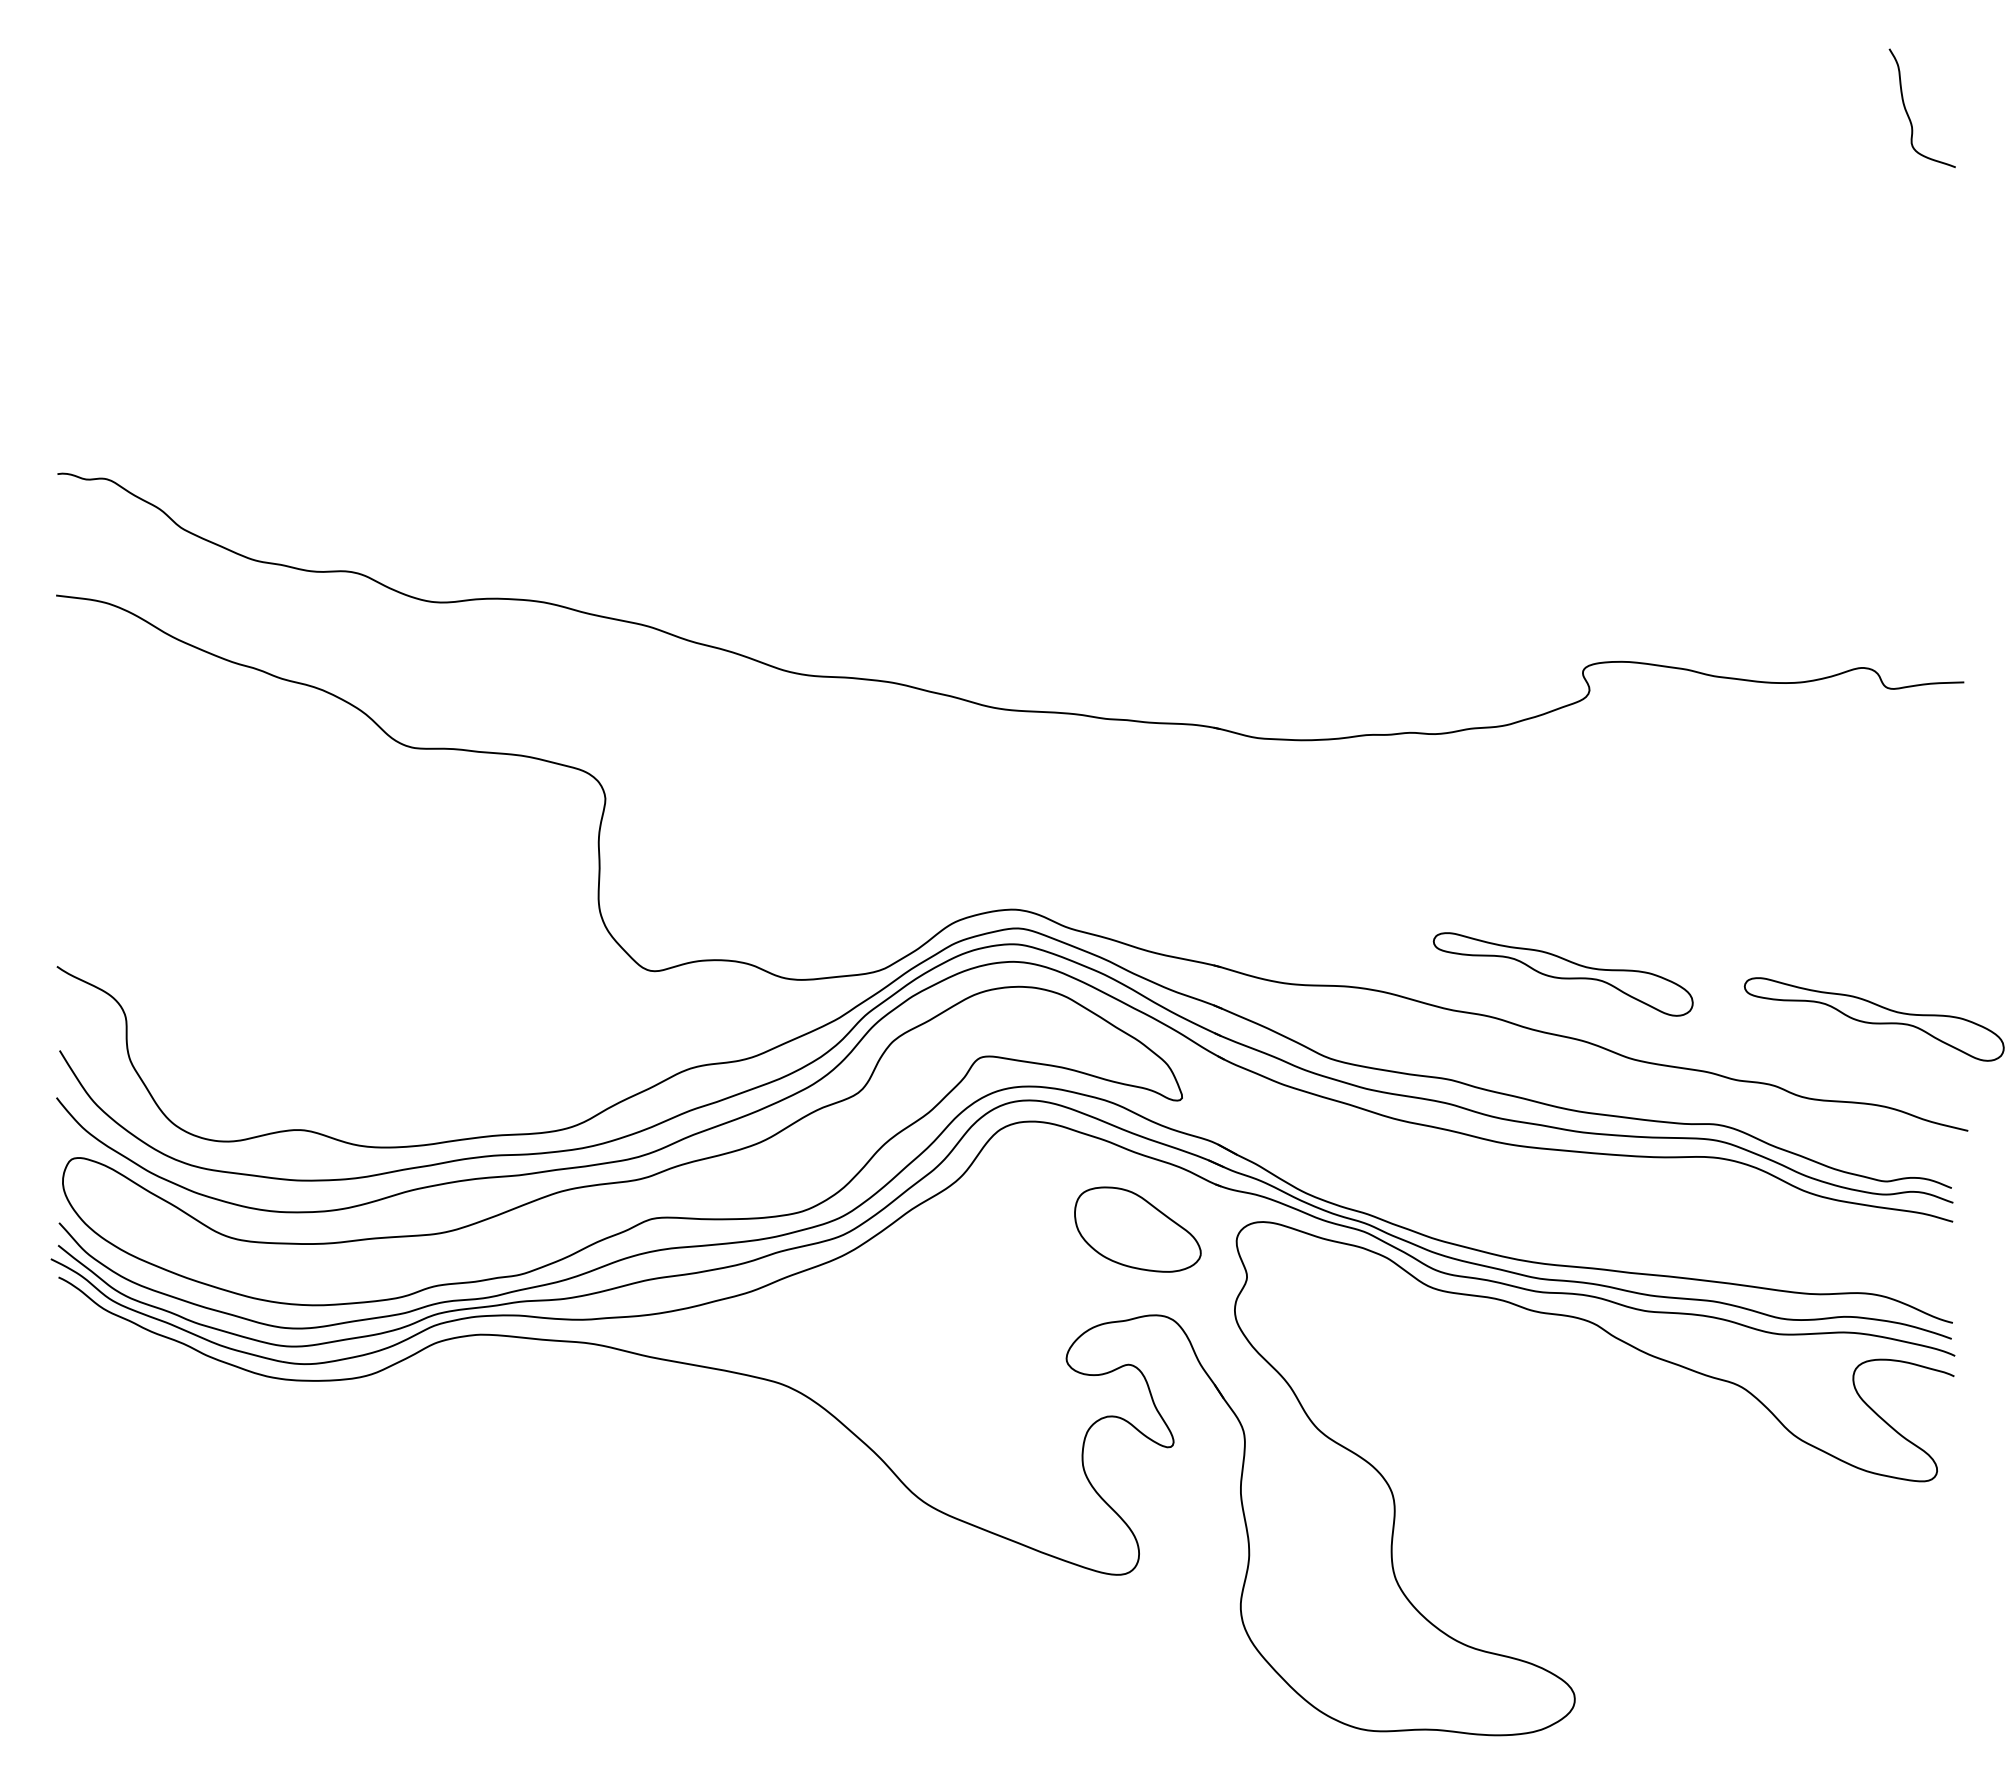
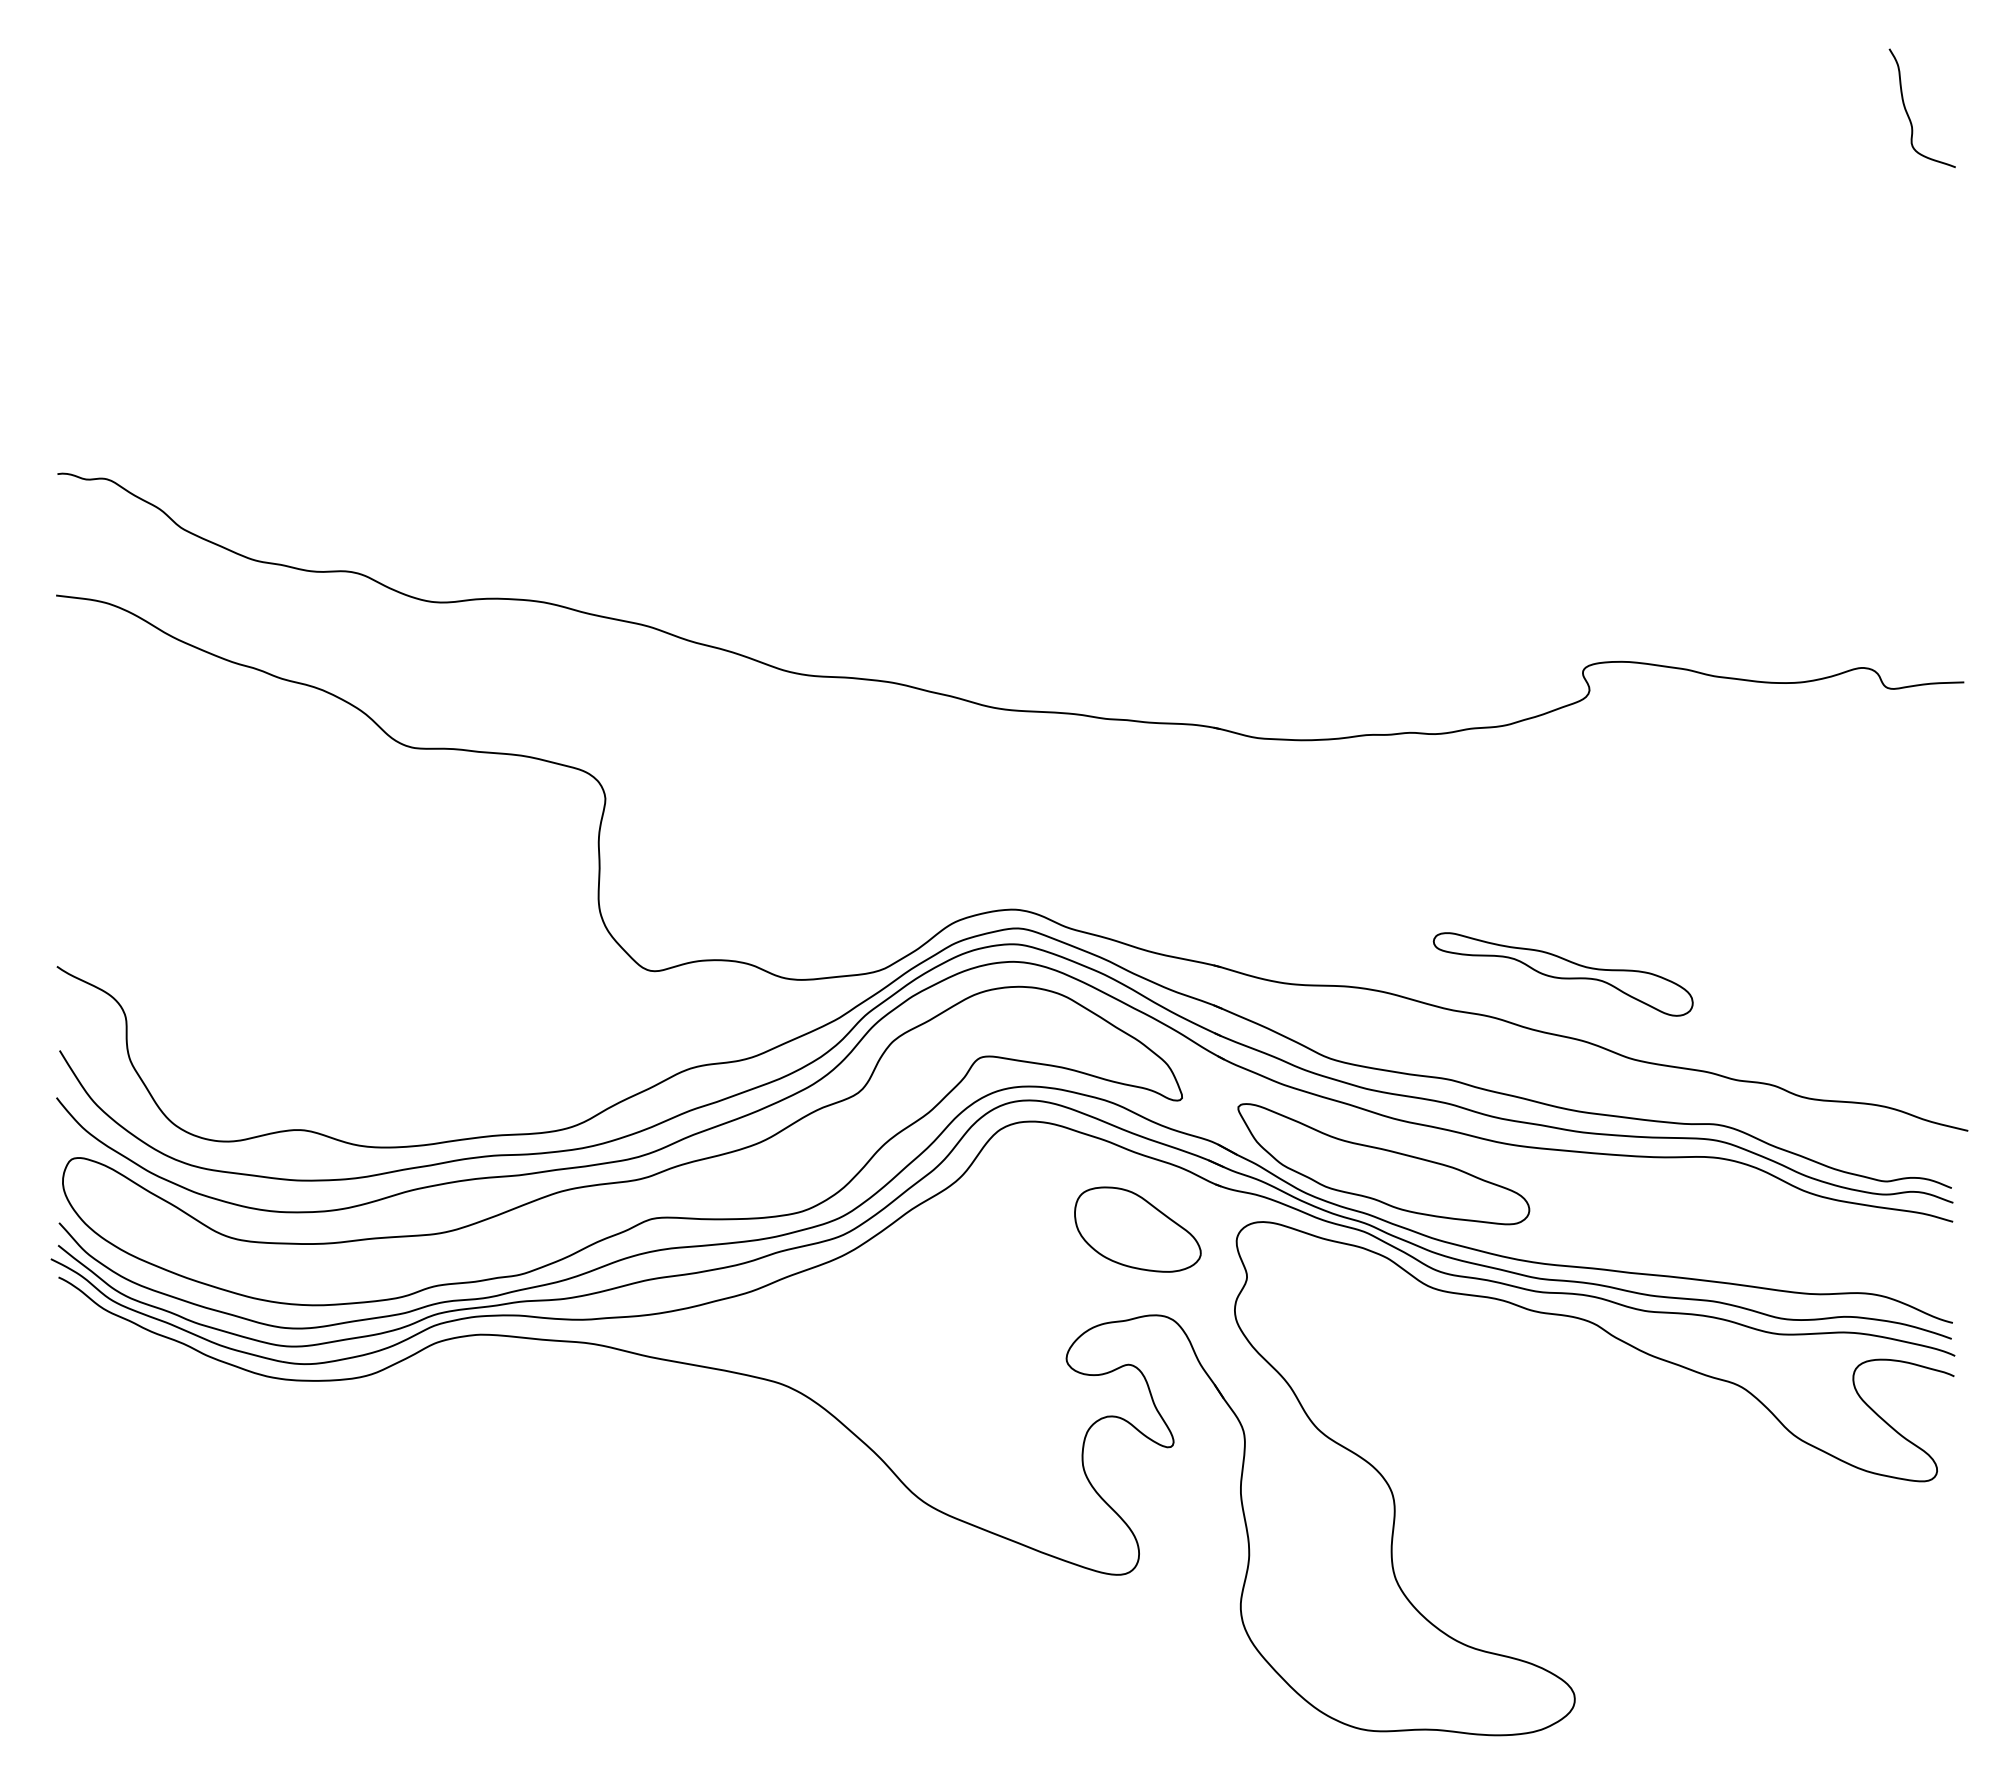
part: present -> none (1873, 1019)
part: none -> present (1383, 1164)
